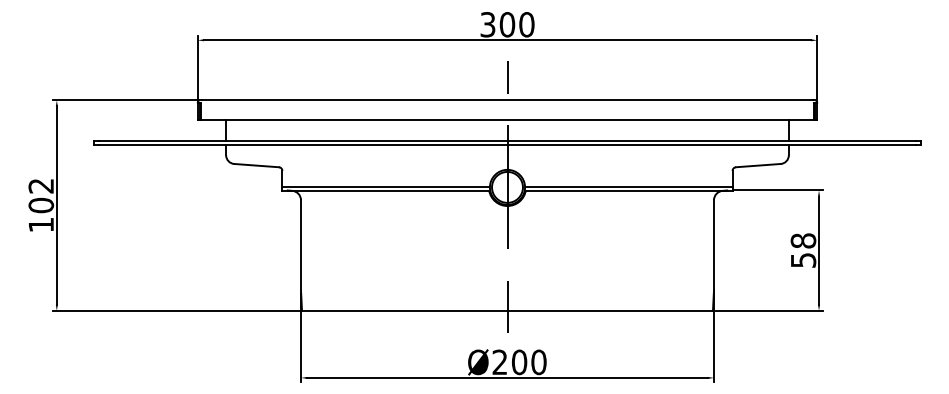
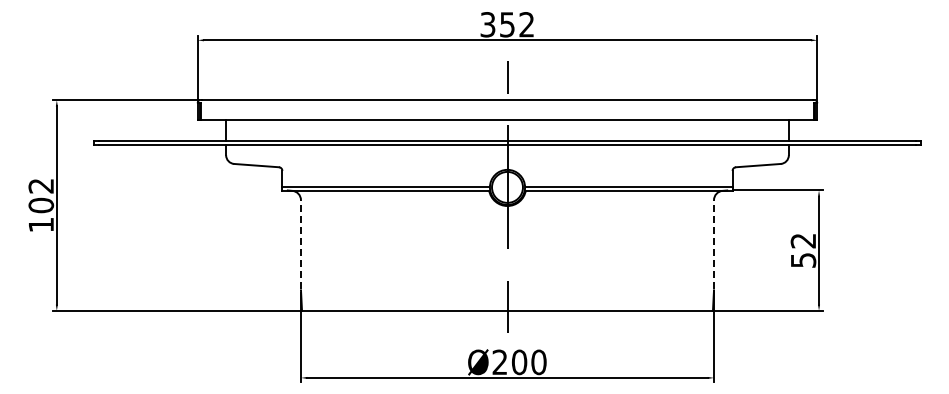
text: 300 -> 352 (516, 24)
text: 58 -> 52 (803, 240)
line: solid -> dashed (300, 244)
line: solid -> dashed (714, 244)
